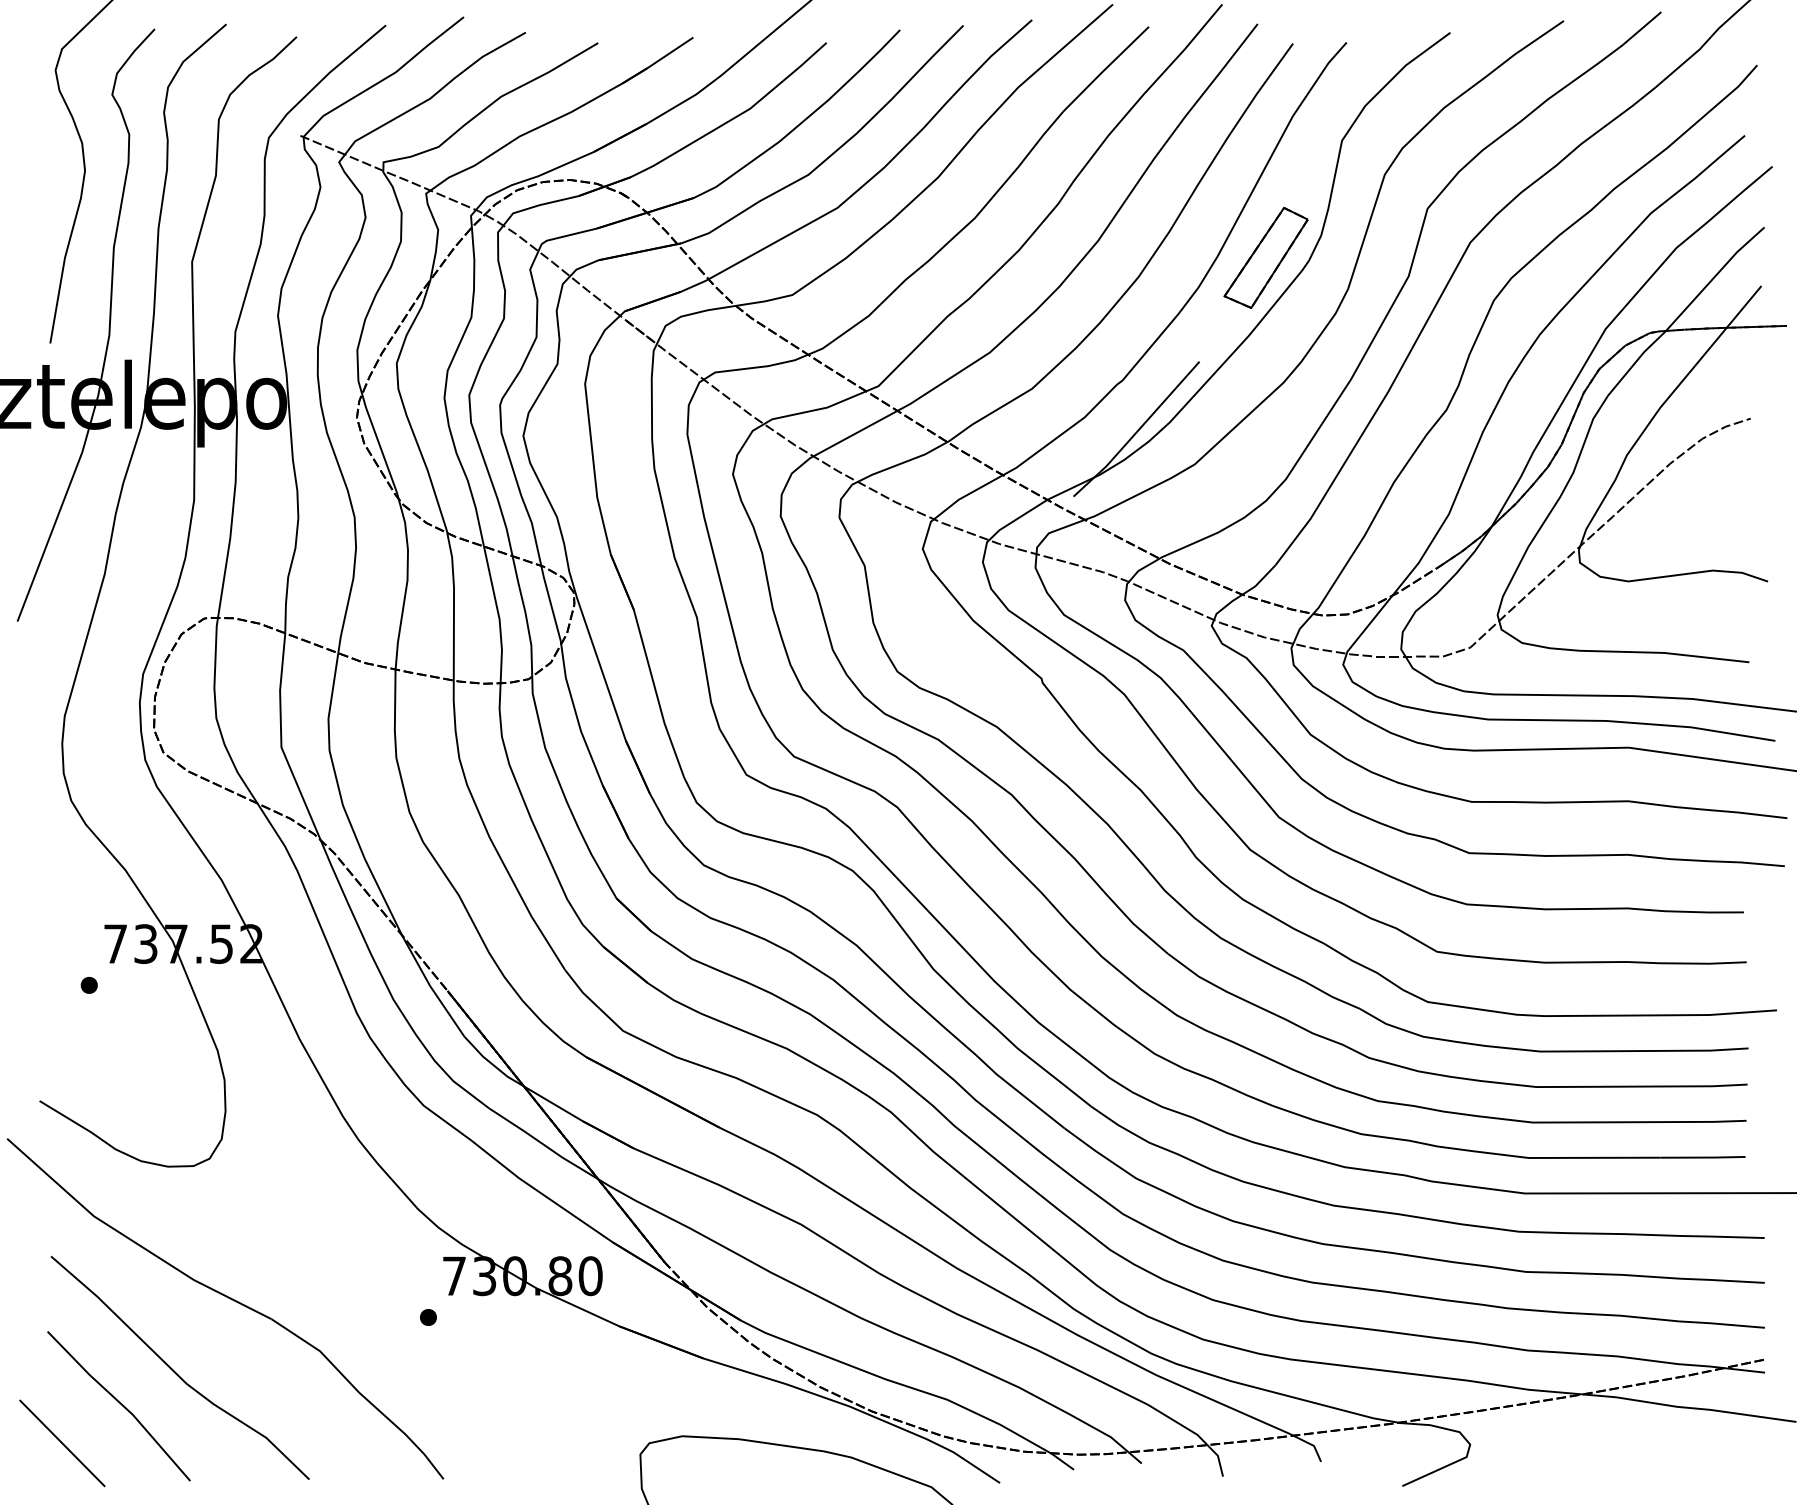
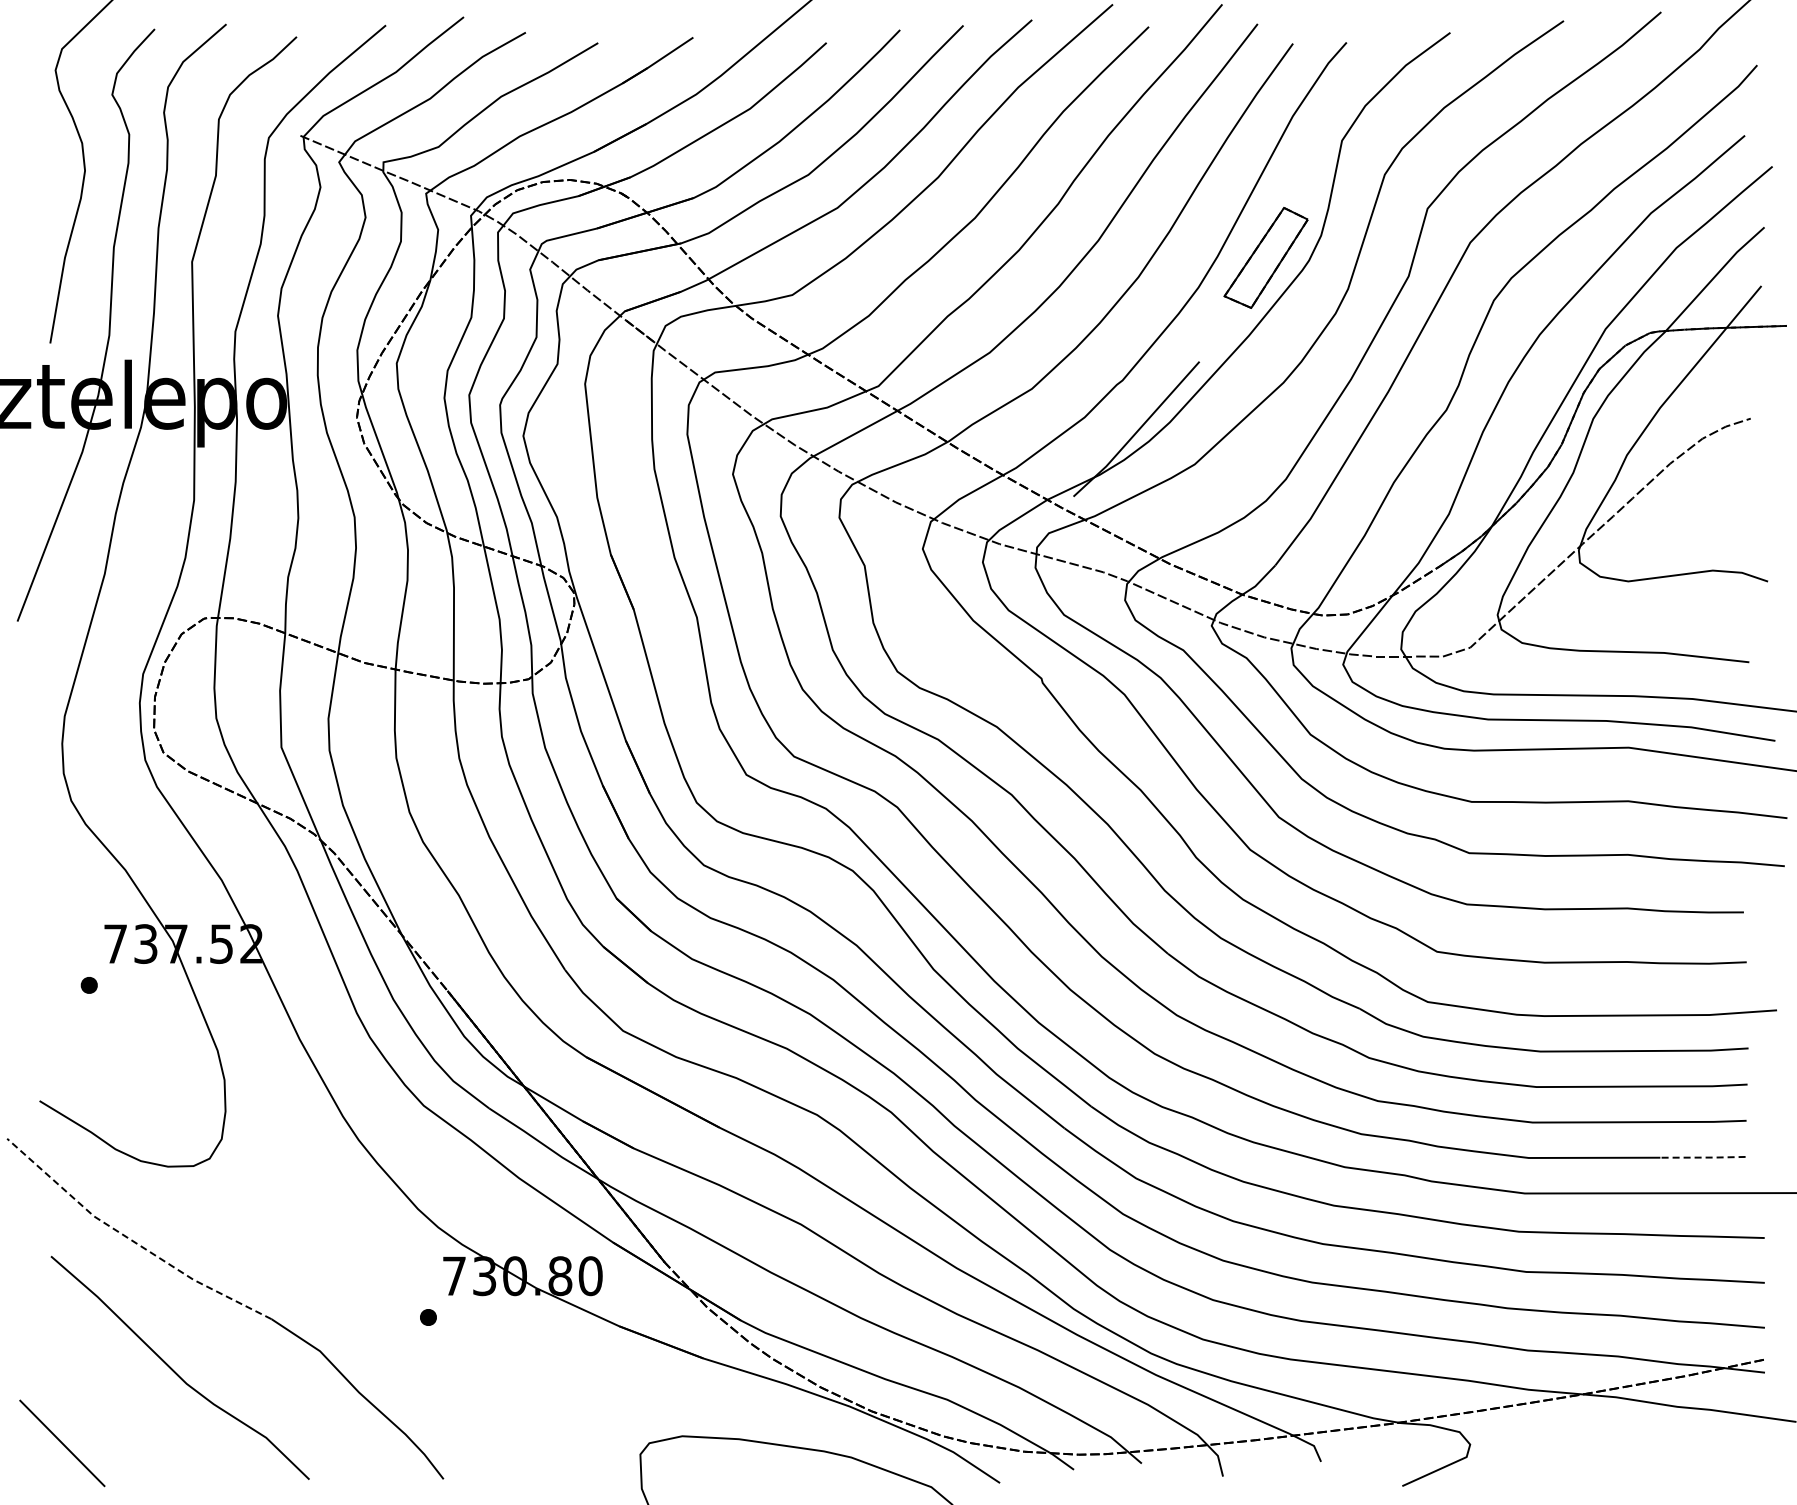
line: solid -> dashed (1703, 1157)
line: solid -> dashed (131, 1240)
line: present -> none (120, 1404)
